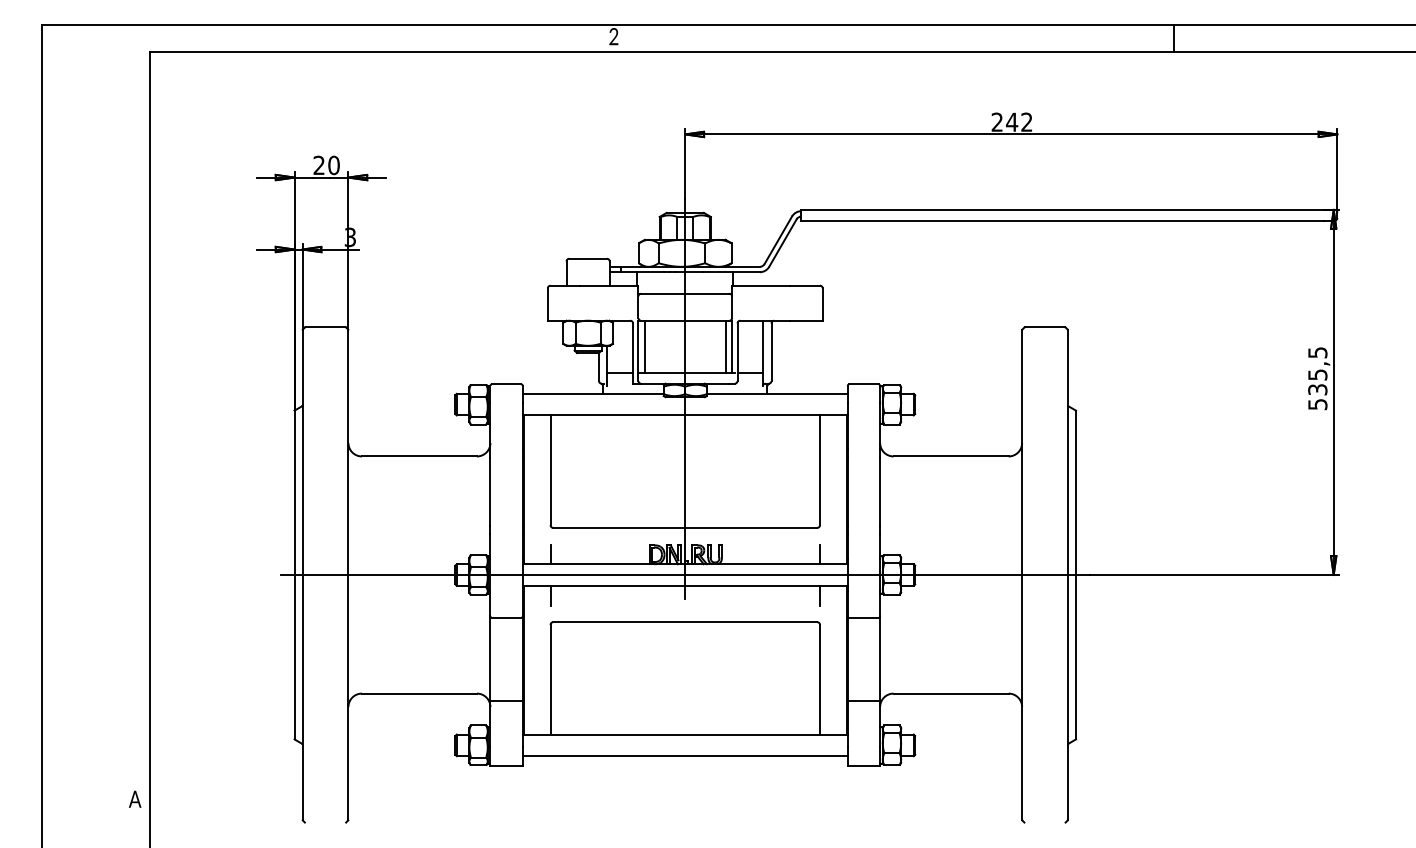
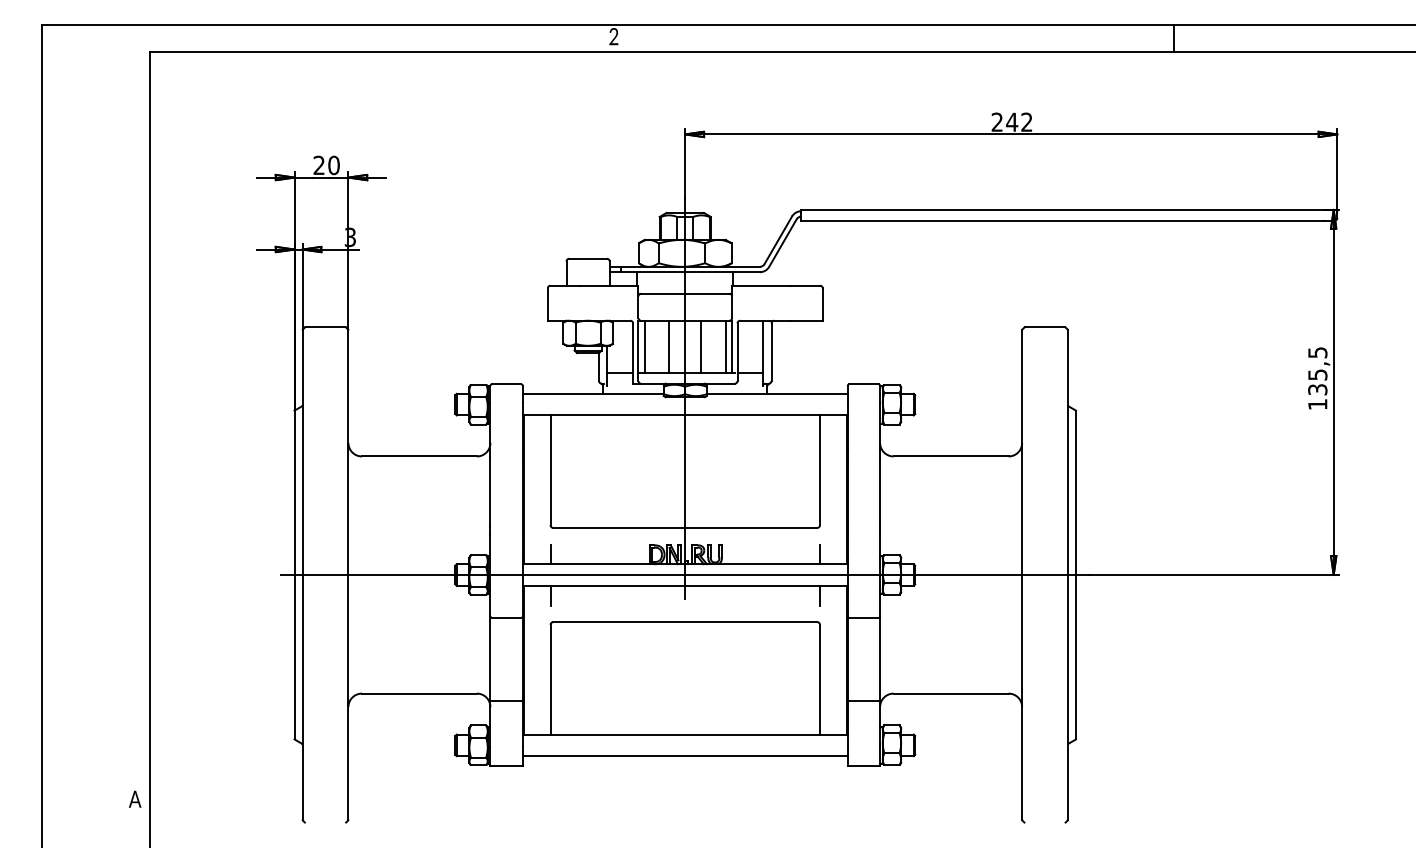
line: none -> present (669, 346)
line: none -> present (701, 346)
text: 535,5 -> 135,5 (1317, 404)
